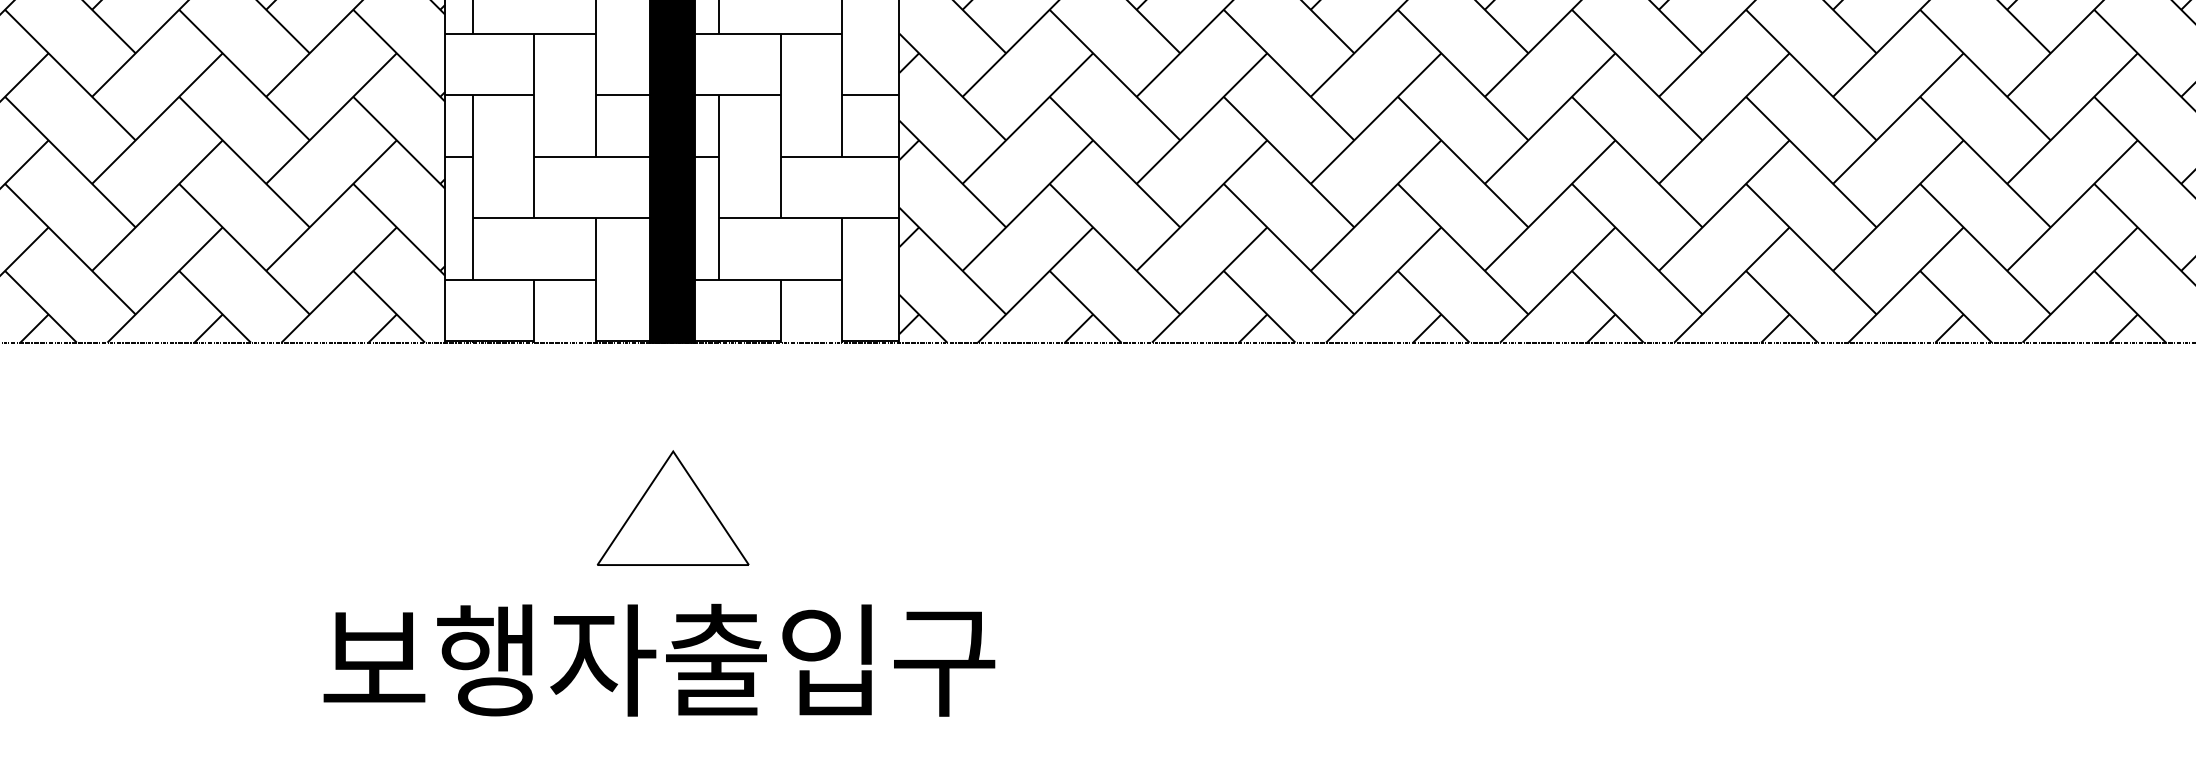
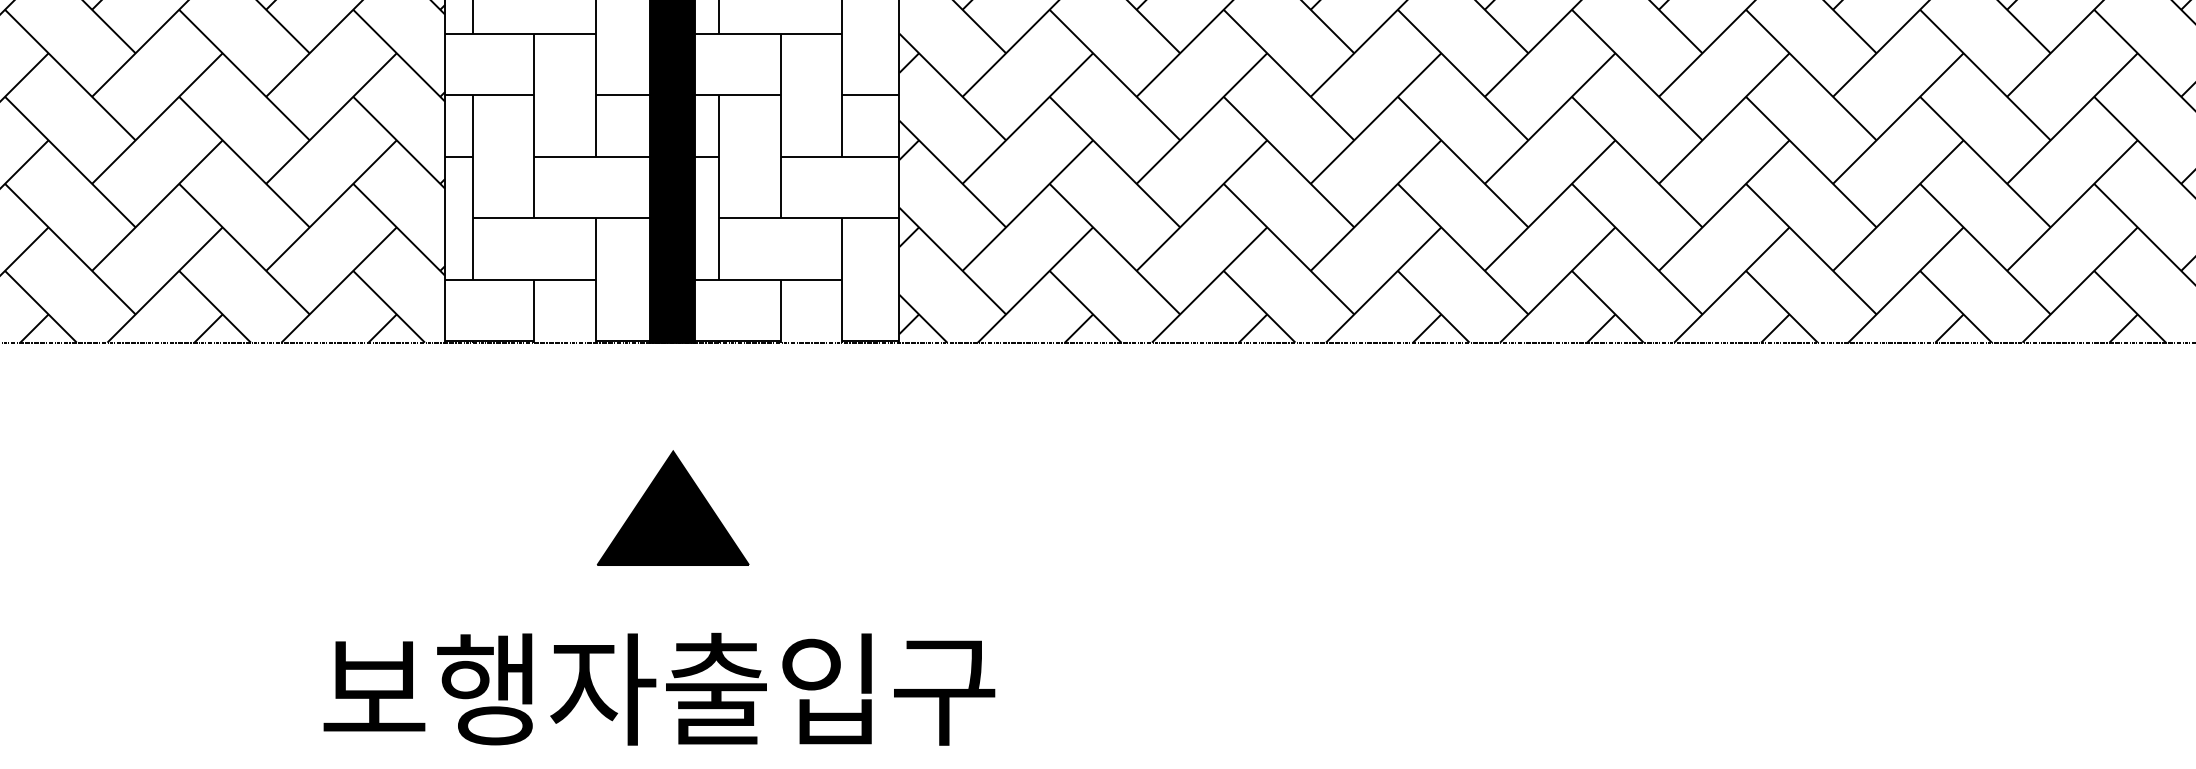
fill: none -> present (672, 508)
text position: (659, 659) -> (659, 688) (659, 688)
